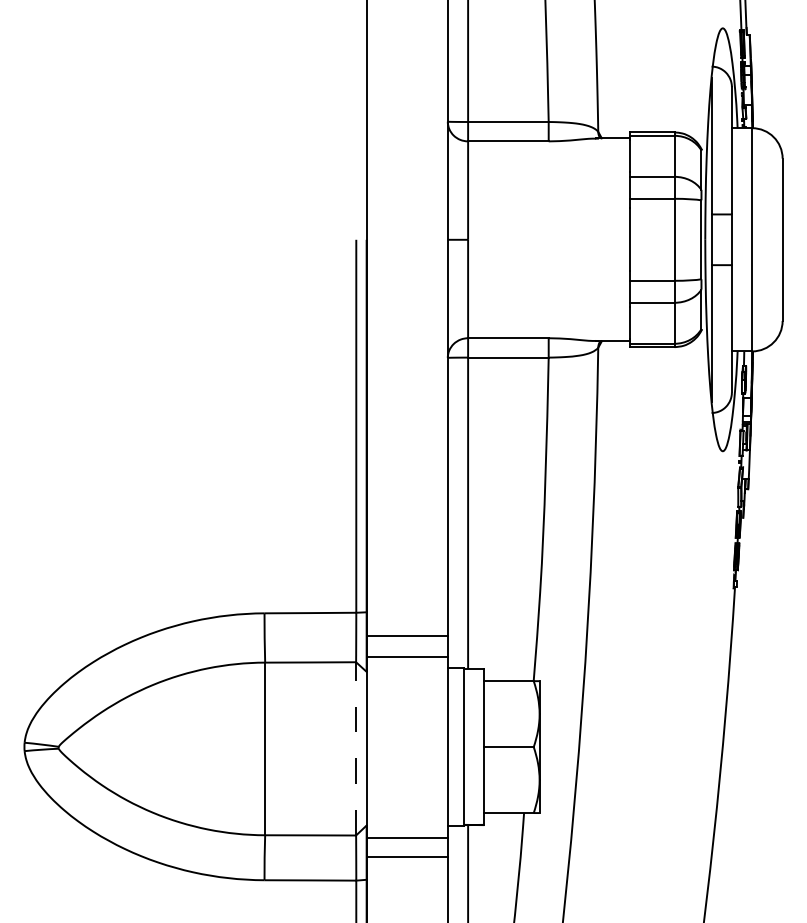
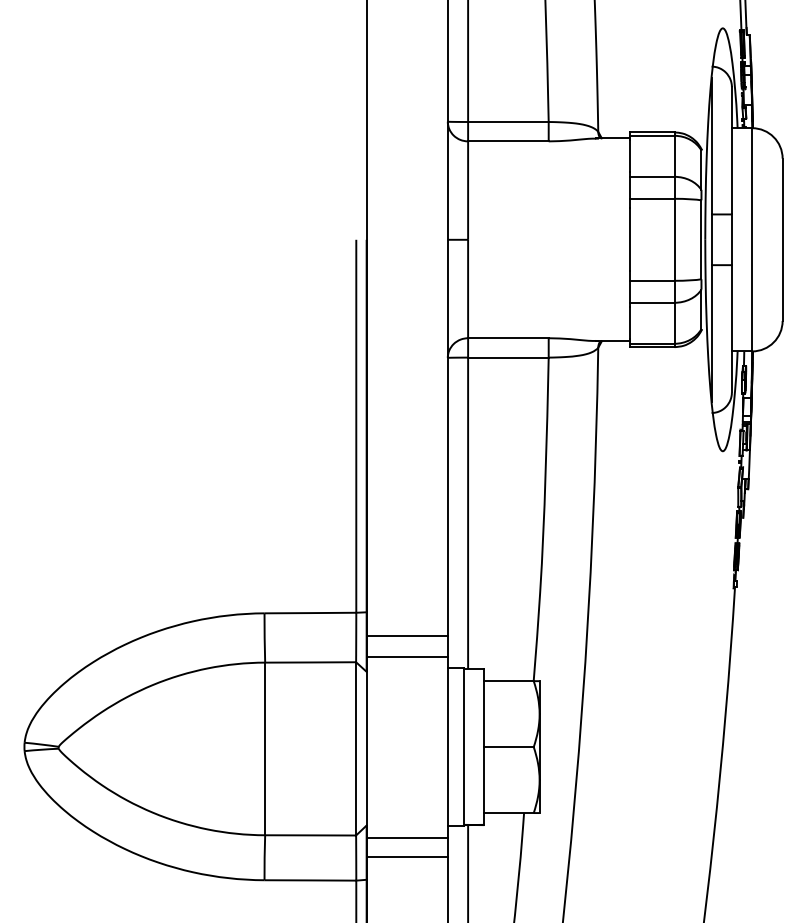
line: dashed -> solid (356, 748)
